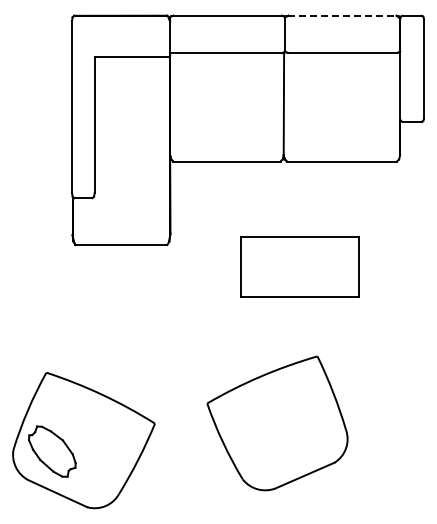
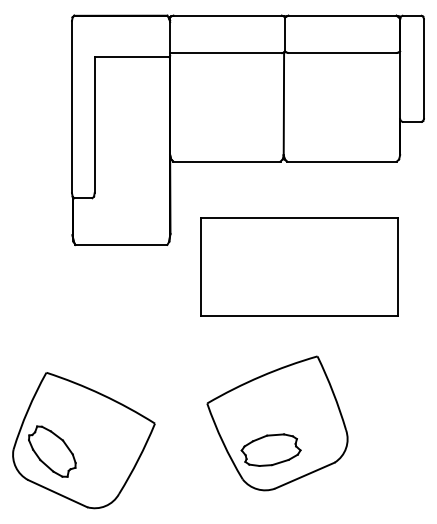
line: dashed -> solid (343, 15)
part size: 120x62 px -> 199x100 px (299, 266)
part: none -> present (270, 449)
